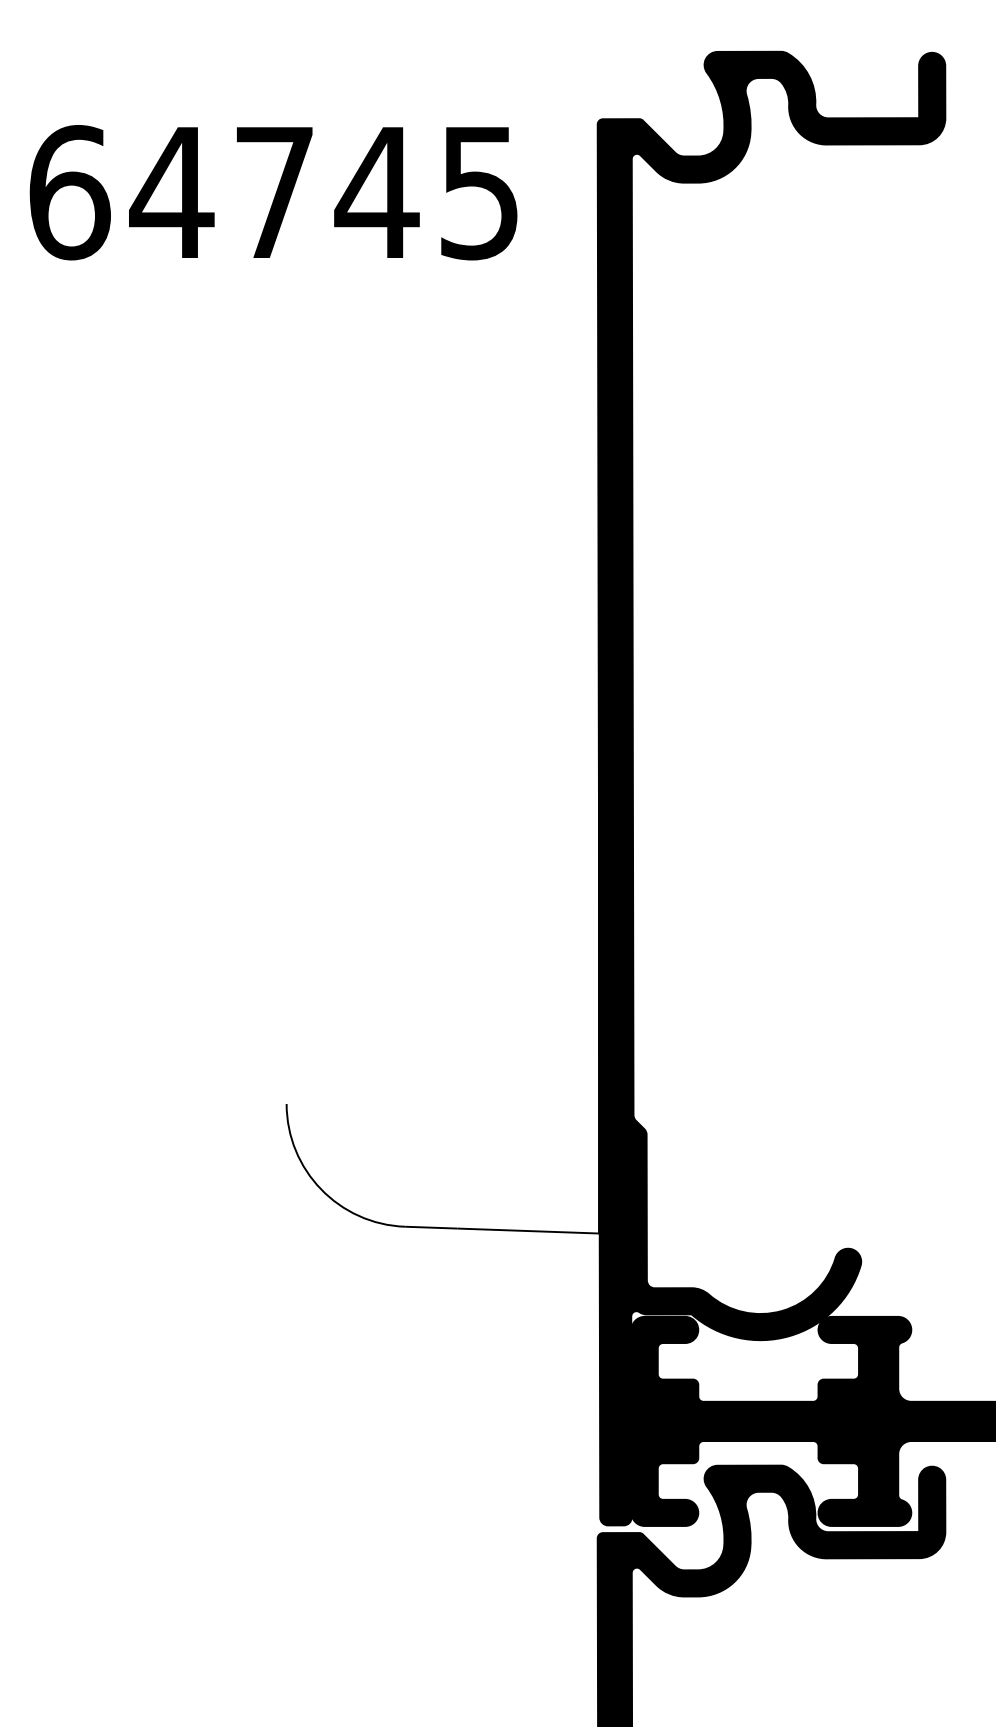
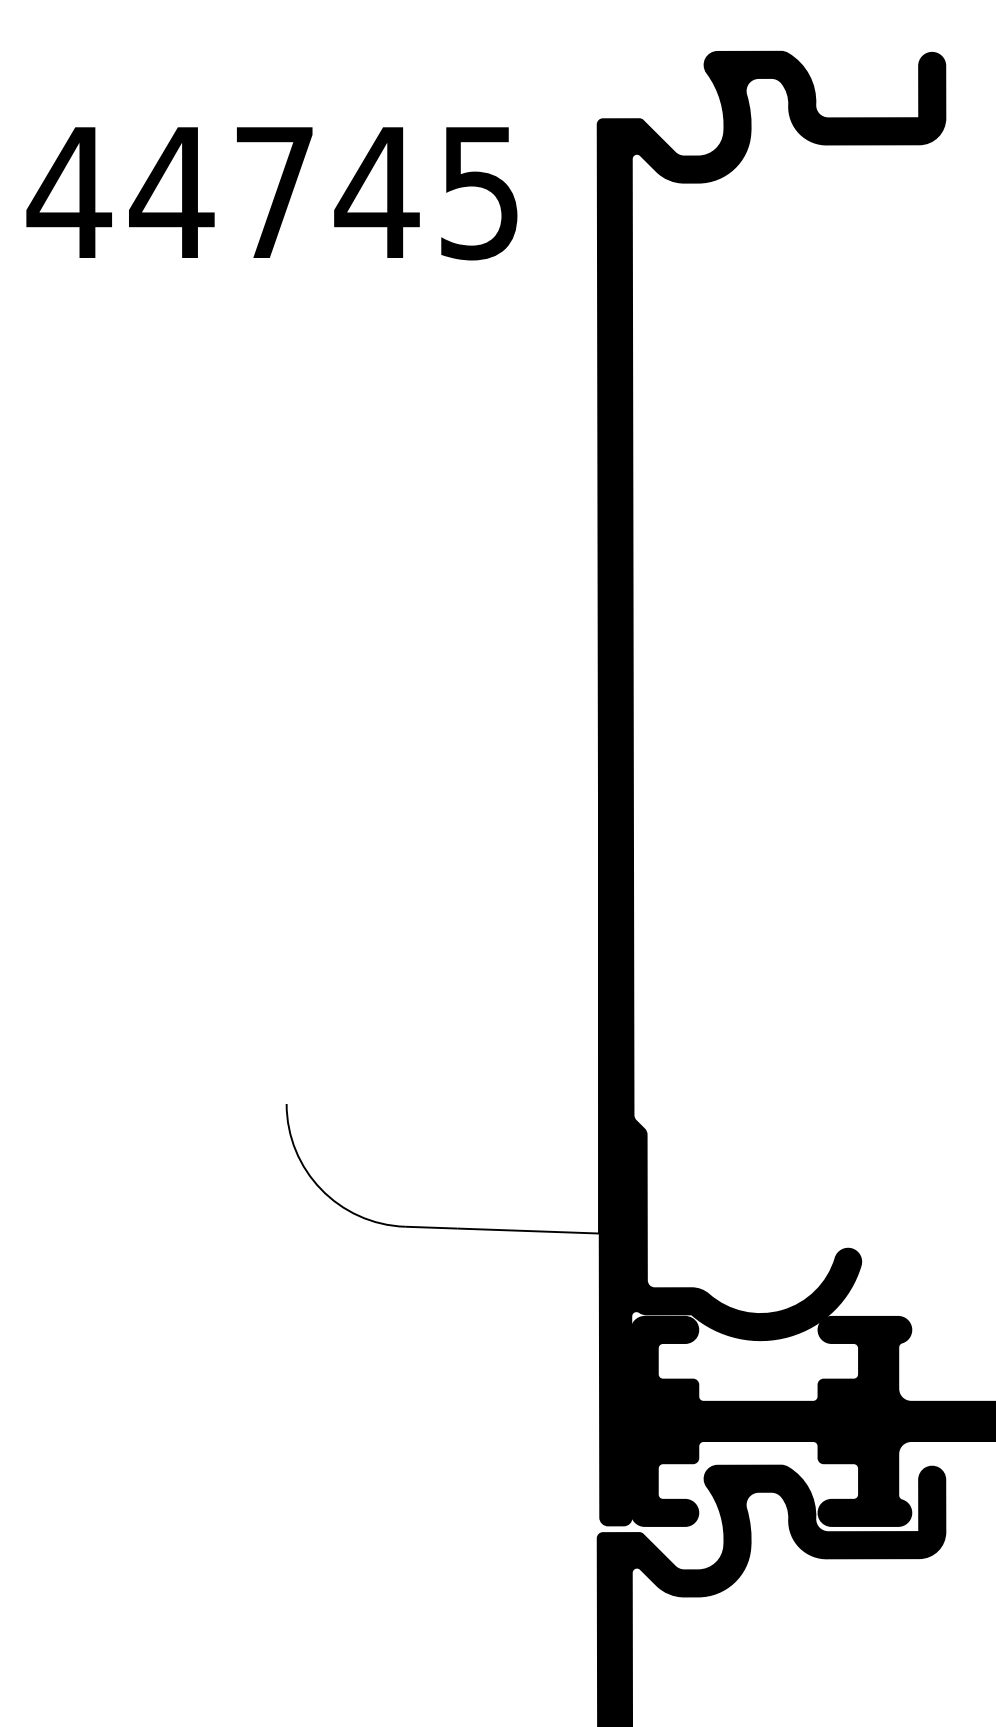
text: 64745 -> 44745 (68, 192)
